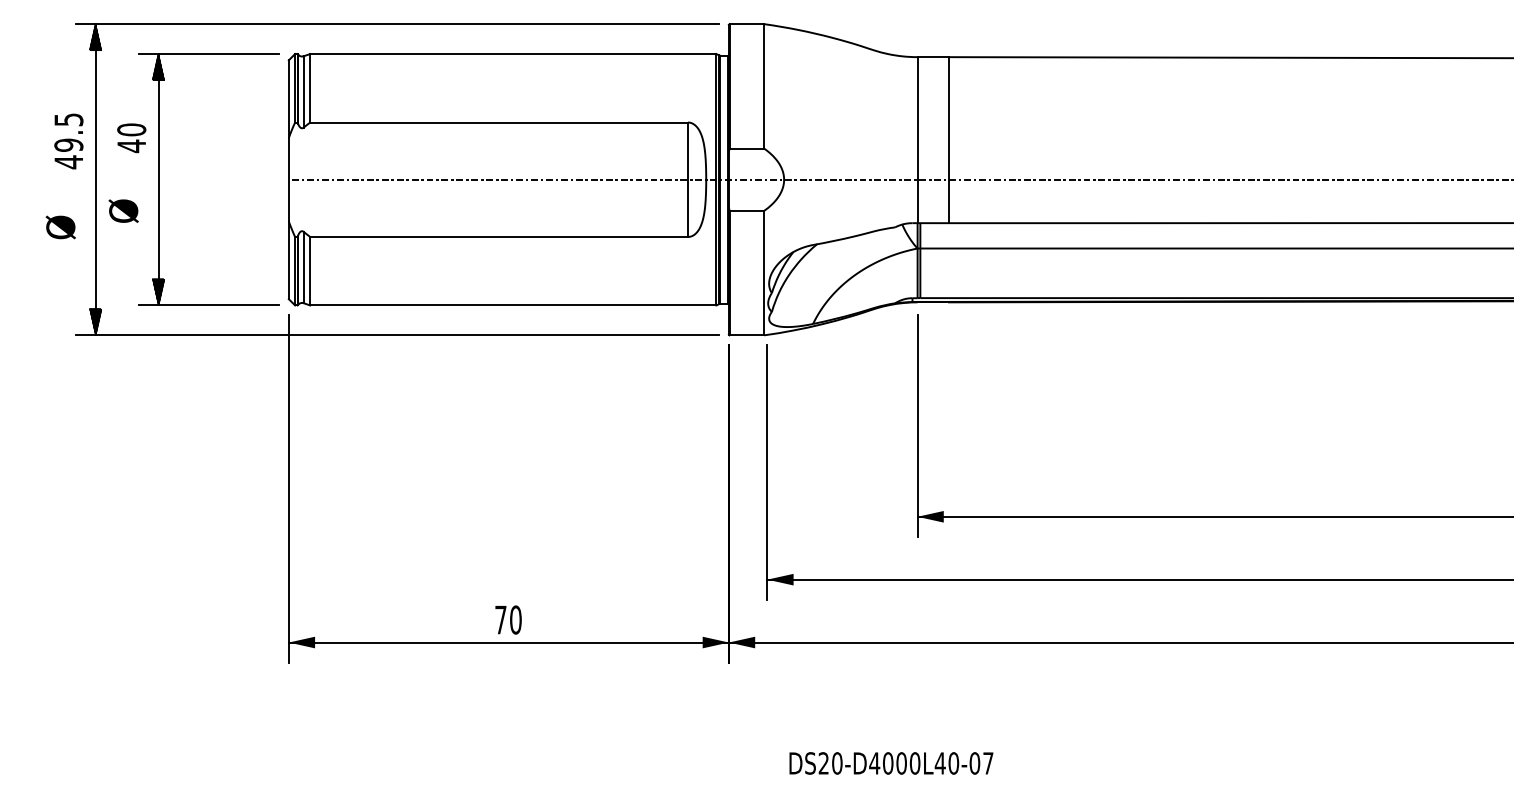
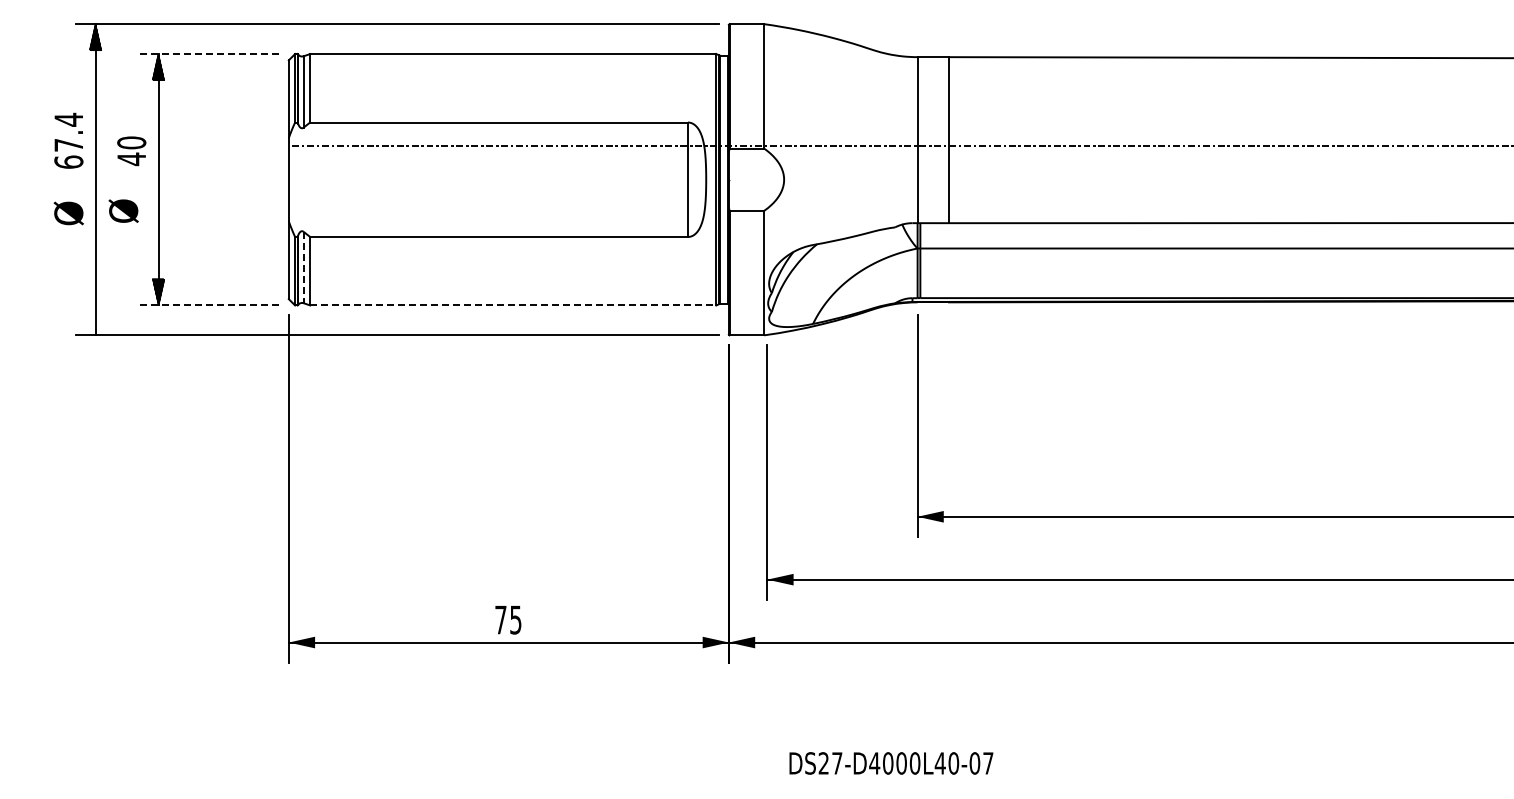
line: solid -> dashed (208, 54)
text position: (131, 138) -> (131, 151) (131, 151)
text: 49.5 -> 67.4 (68, 140)
line position: (899, 179) -> (899, 145) (899, 145)
text position: (60, 227) -> (68, 213) (68, 213)
line: solid -> dashed (303, 267)
line: solid -> dashed (208, 305)
line: solid -> dashed (513, 305)
hatch: present -> none (95, 322)
text: 70 -> 75 (515, 619)
text: DS20-D4000L40-07 -> DS27-D4000L40-07 (837, 763)
